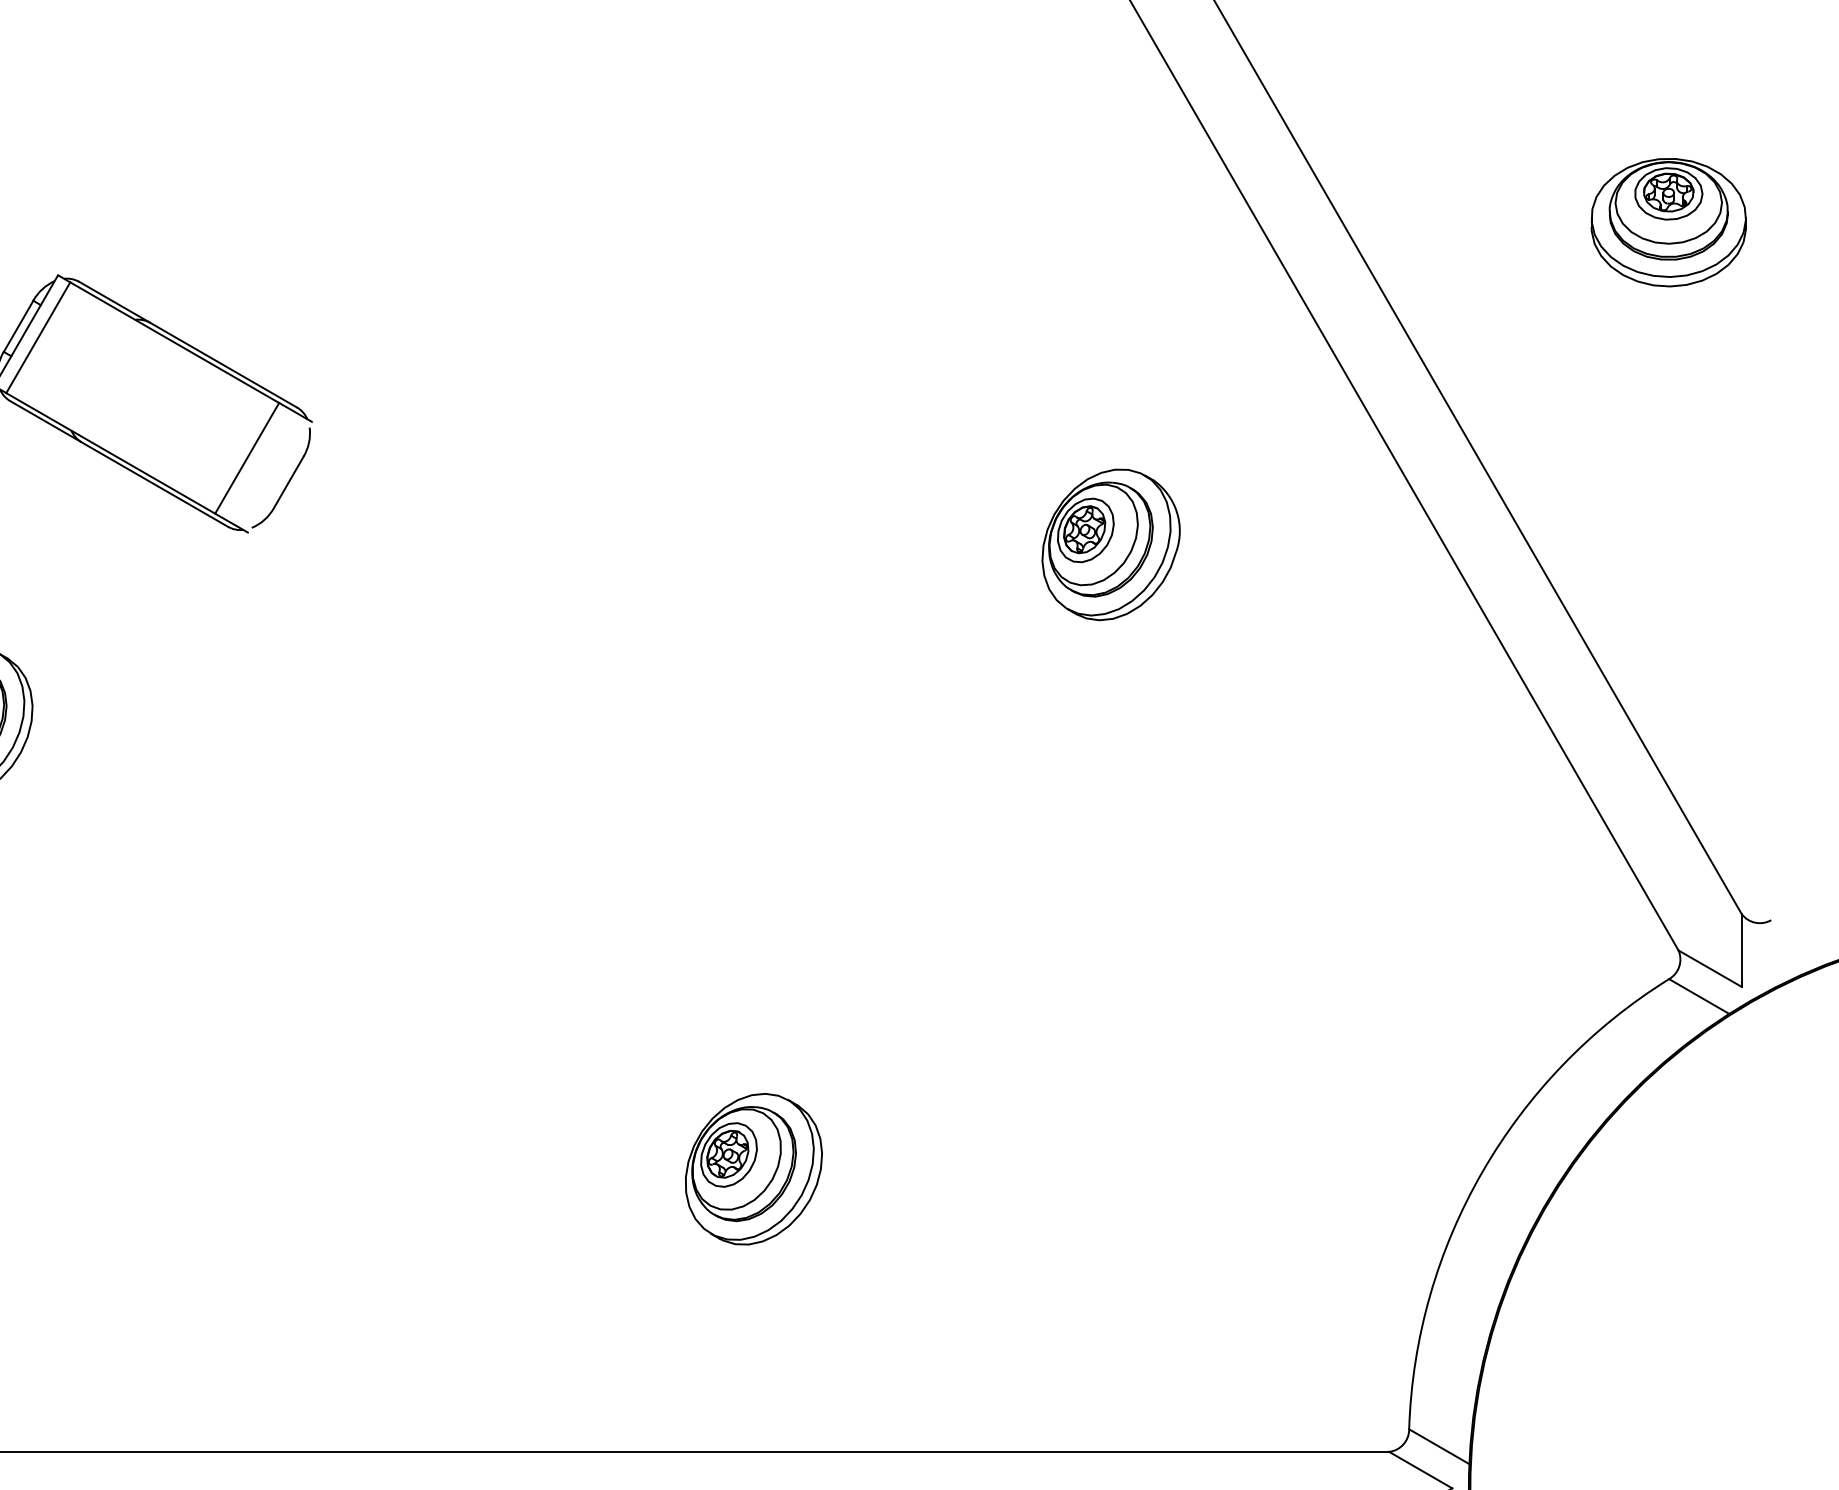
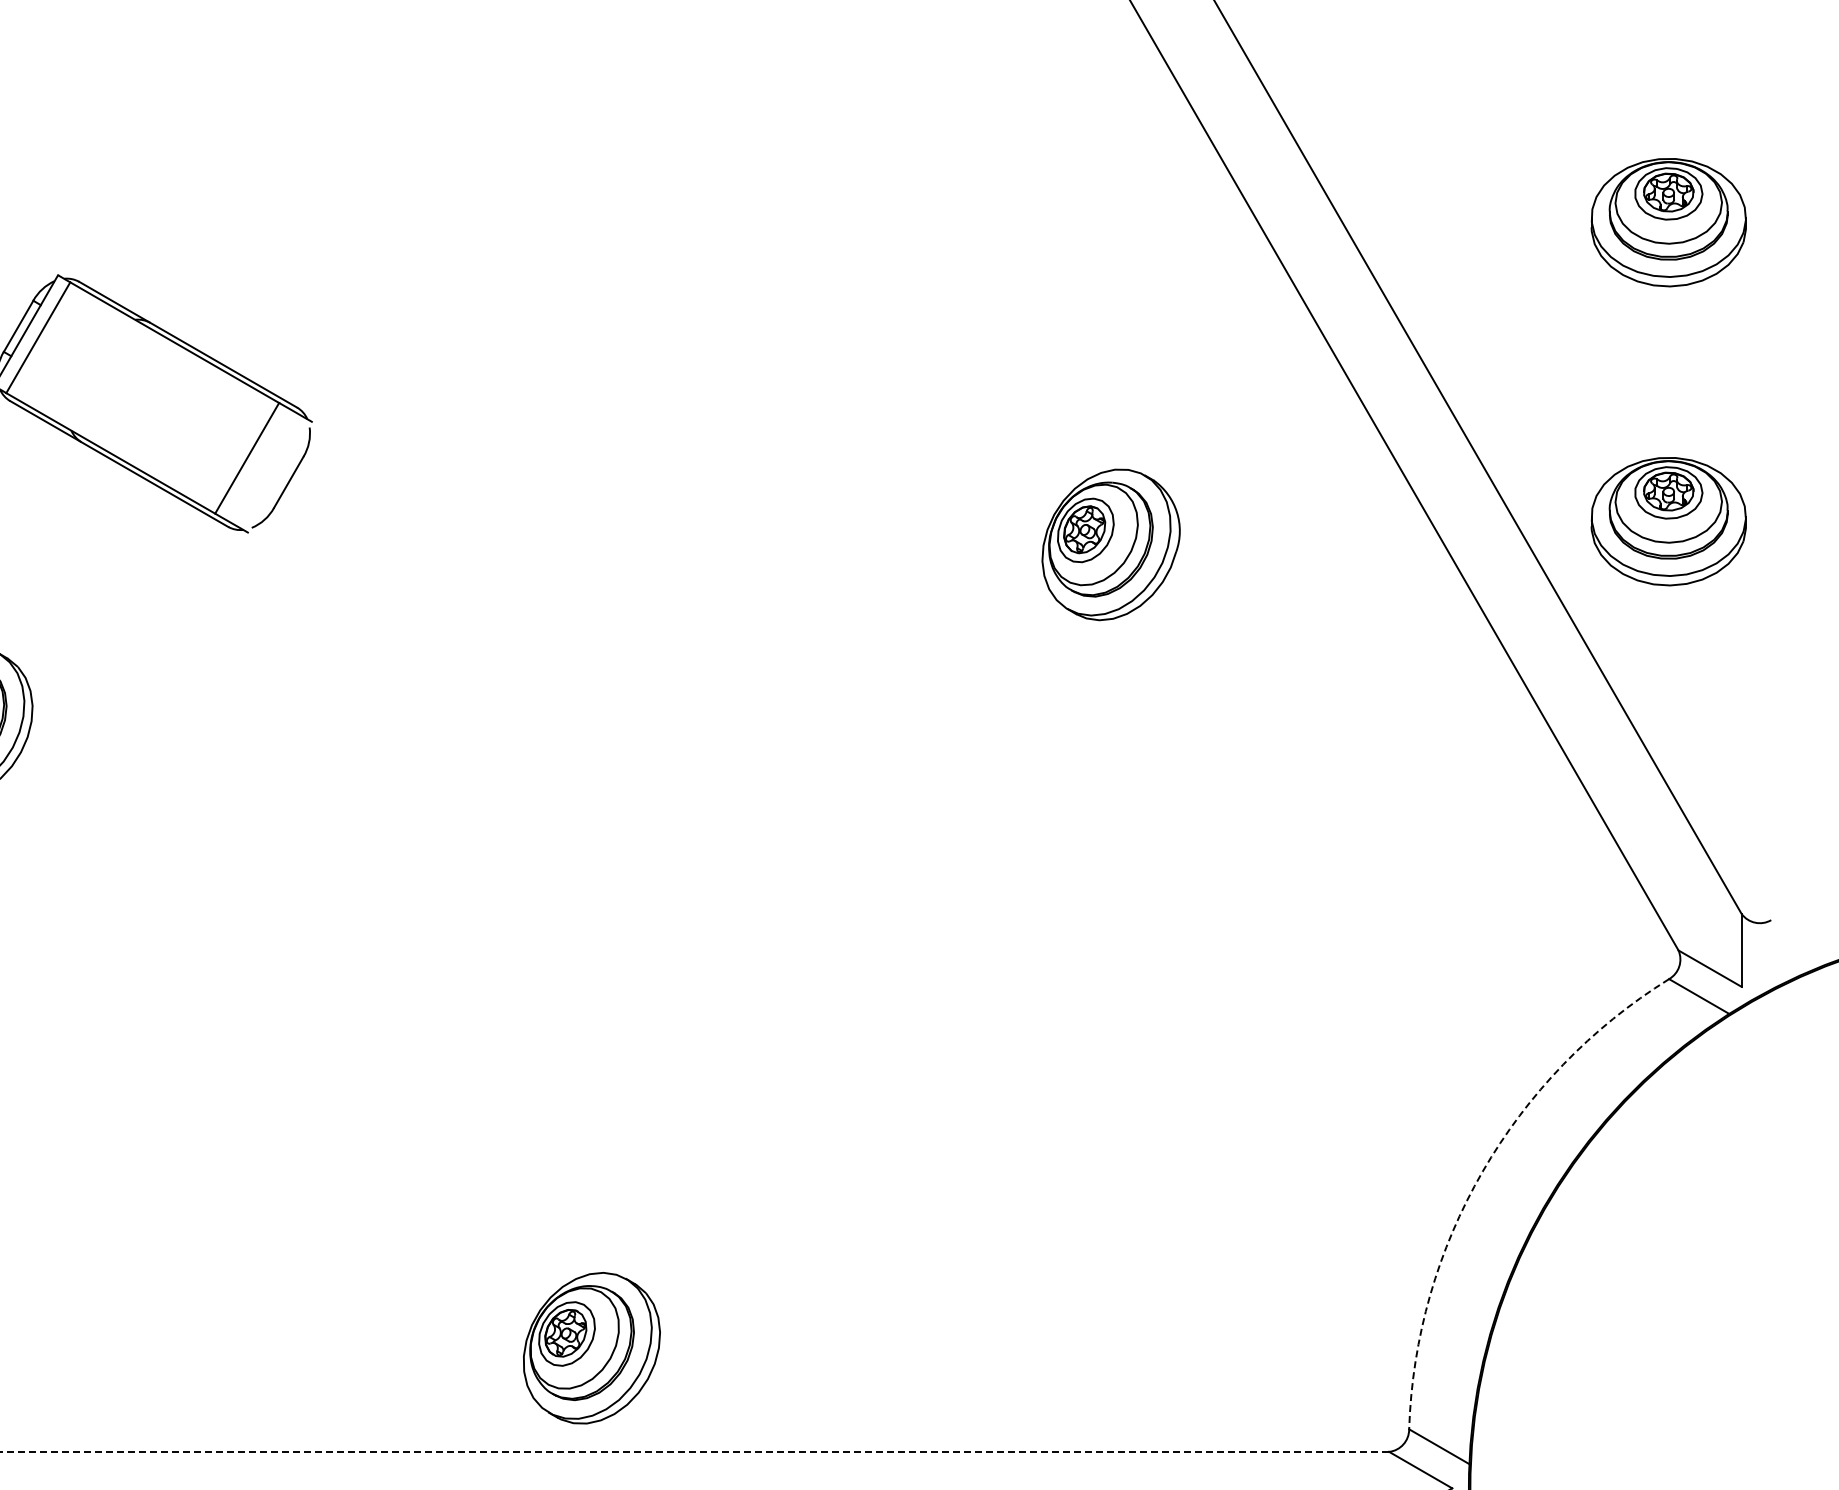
part: none -> present (1668, 521)
part position: (753, 1169) -> (591, 1348) (591, 1348)
arc: solid -> dashed (1482, 1171)
line: solid -> dashed (694, 1451)
